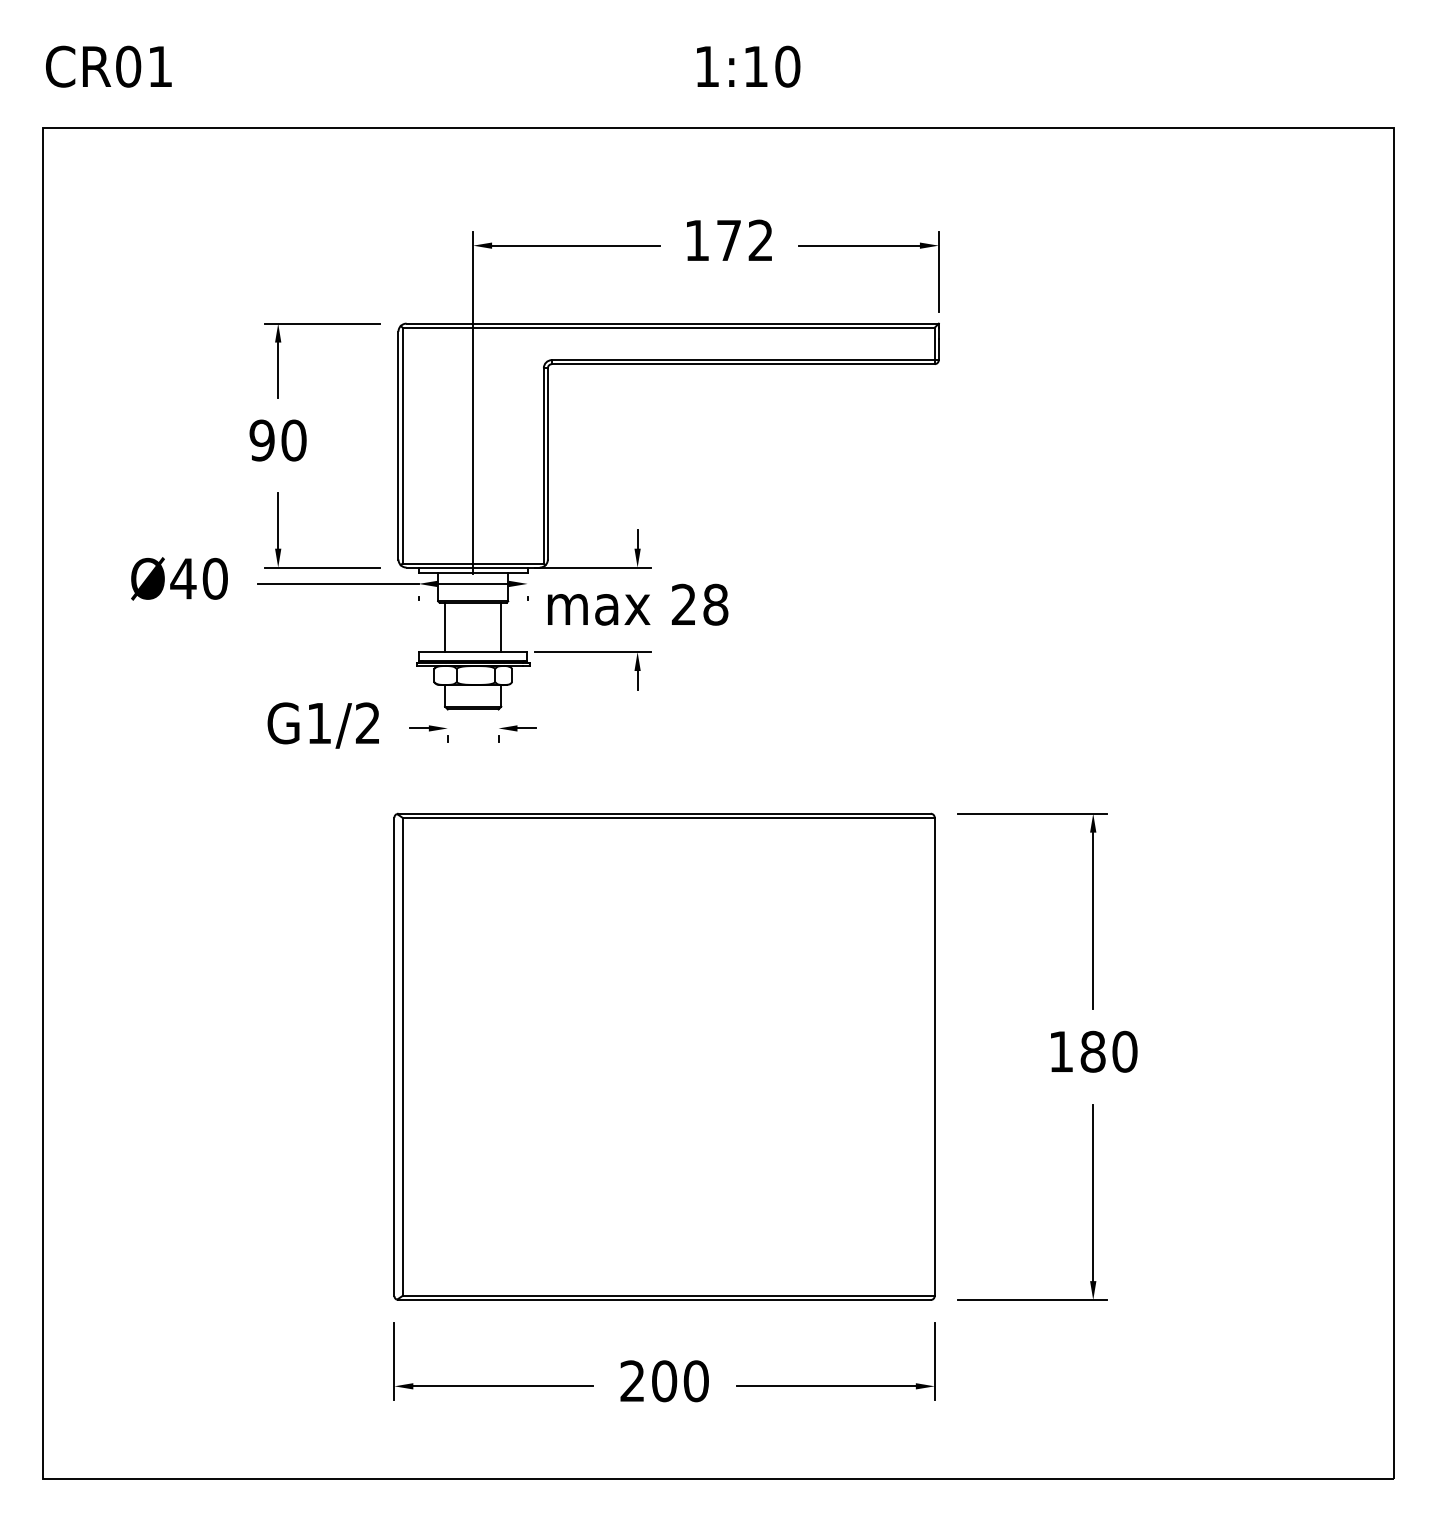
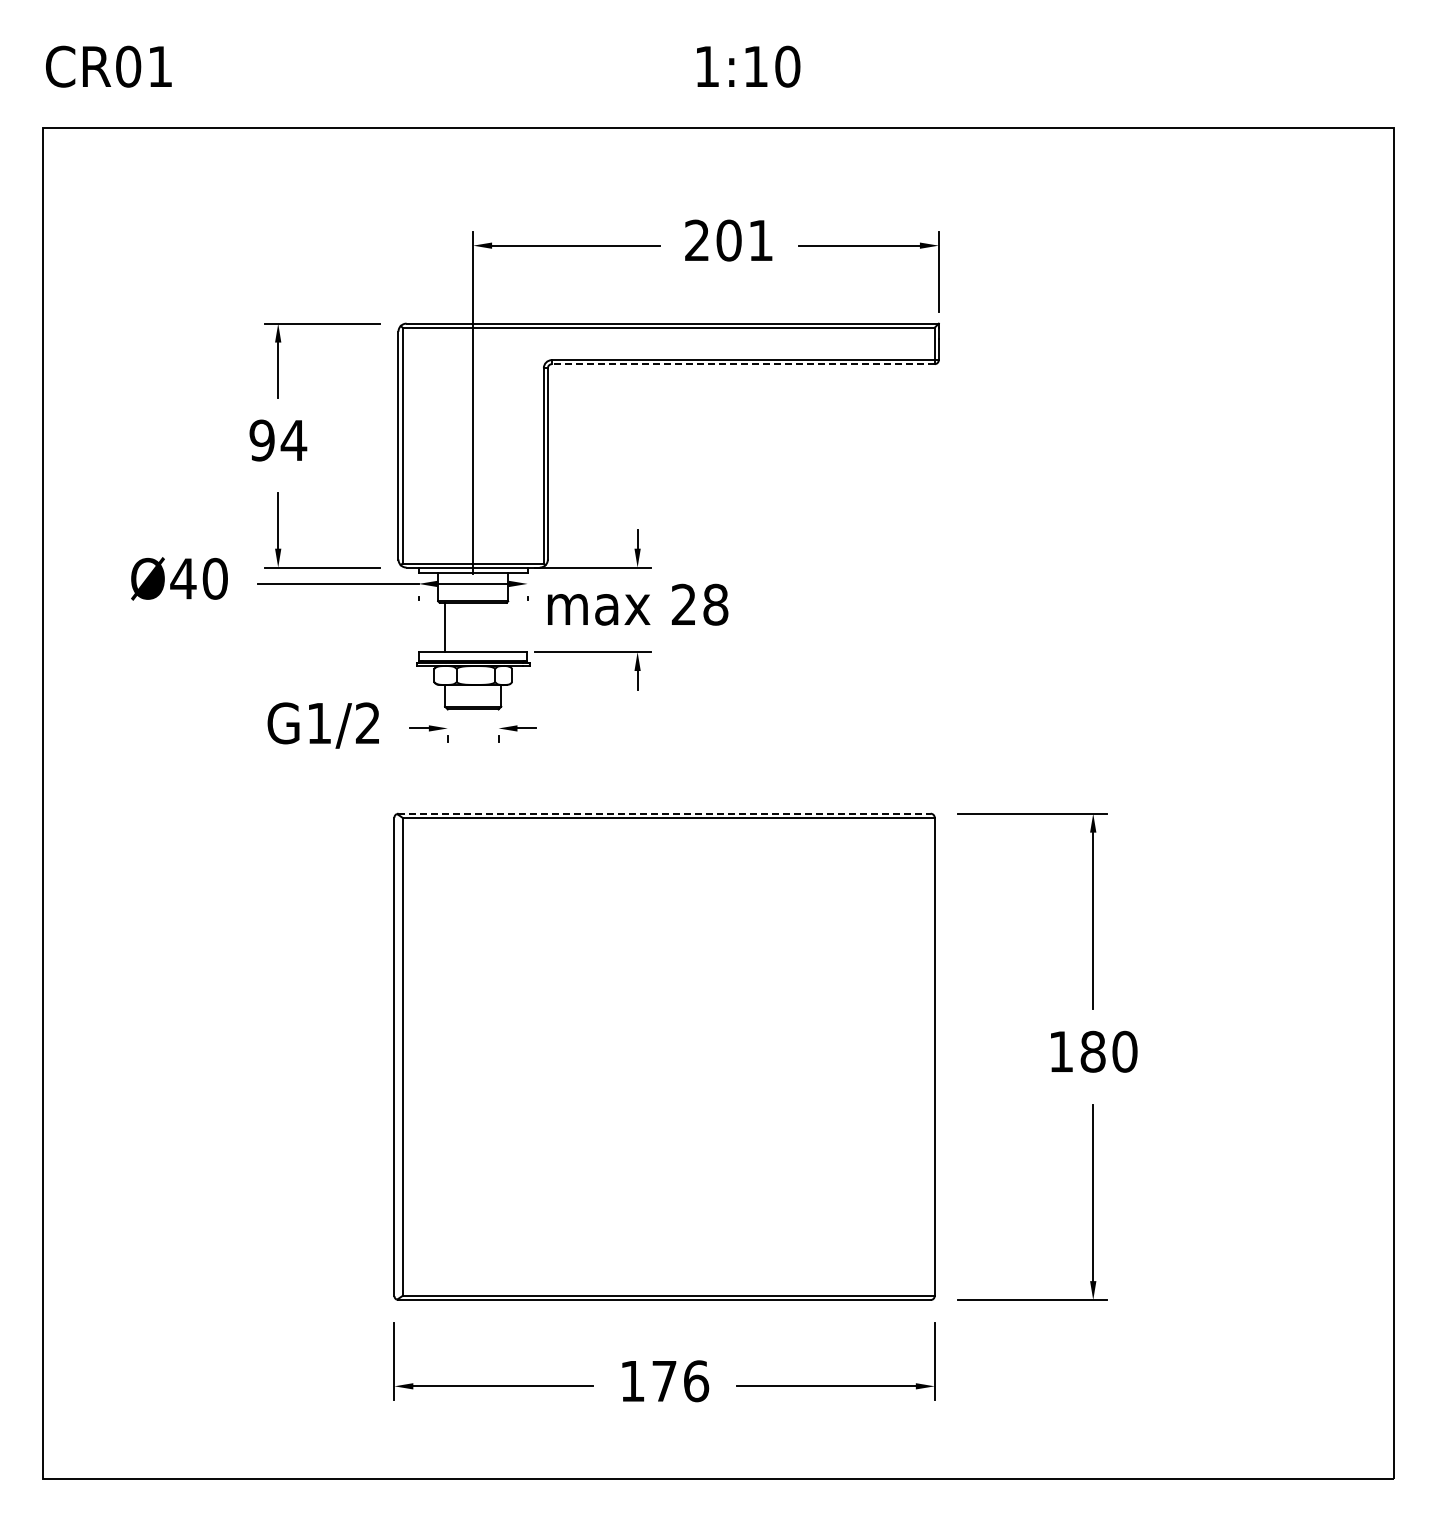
text: 172 -> 201 (728, 240)
line: solid -> dashed (742, 364)
text: 90 -> 94 (293, 440)
line: present -> none (501, 627)
line: solid -> dashed (665, 813)
text: 200 -> 176 (664, 1381)
